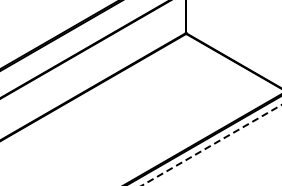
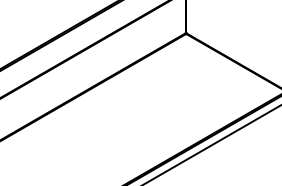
line: dashed -> solid (211, 145)
